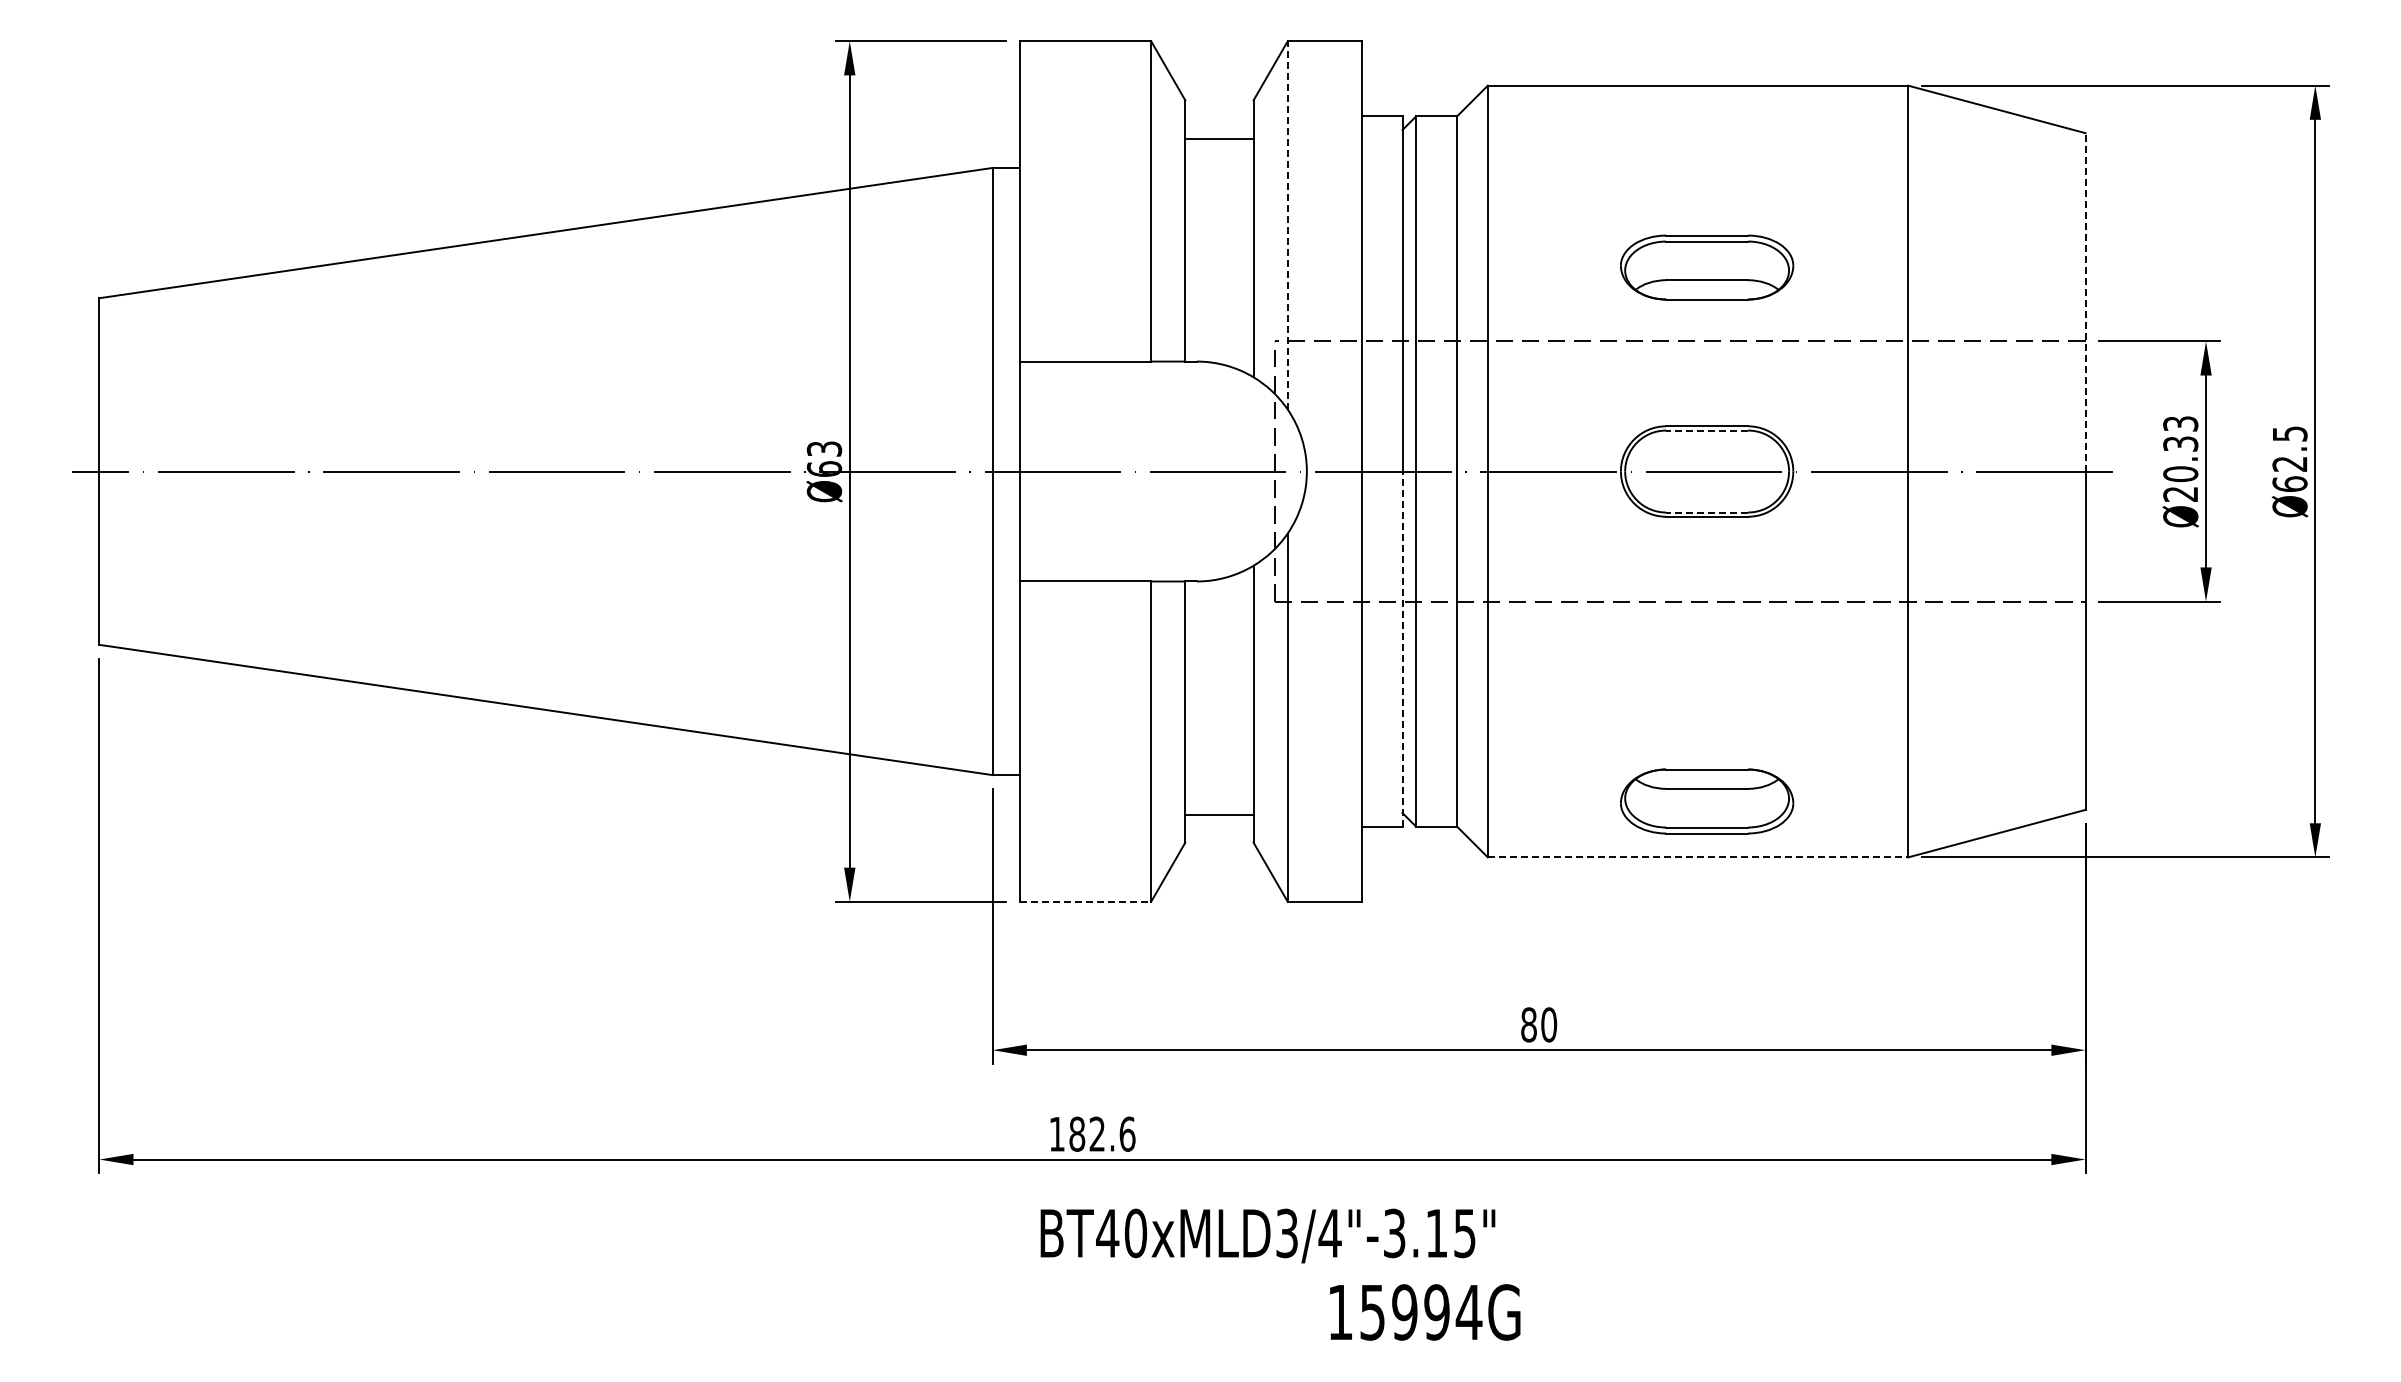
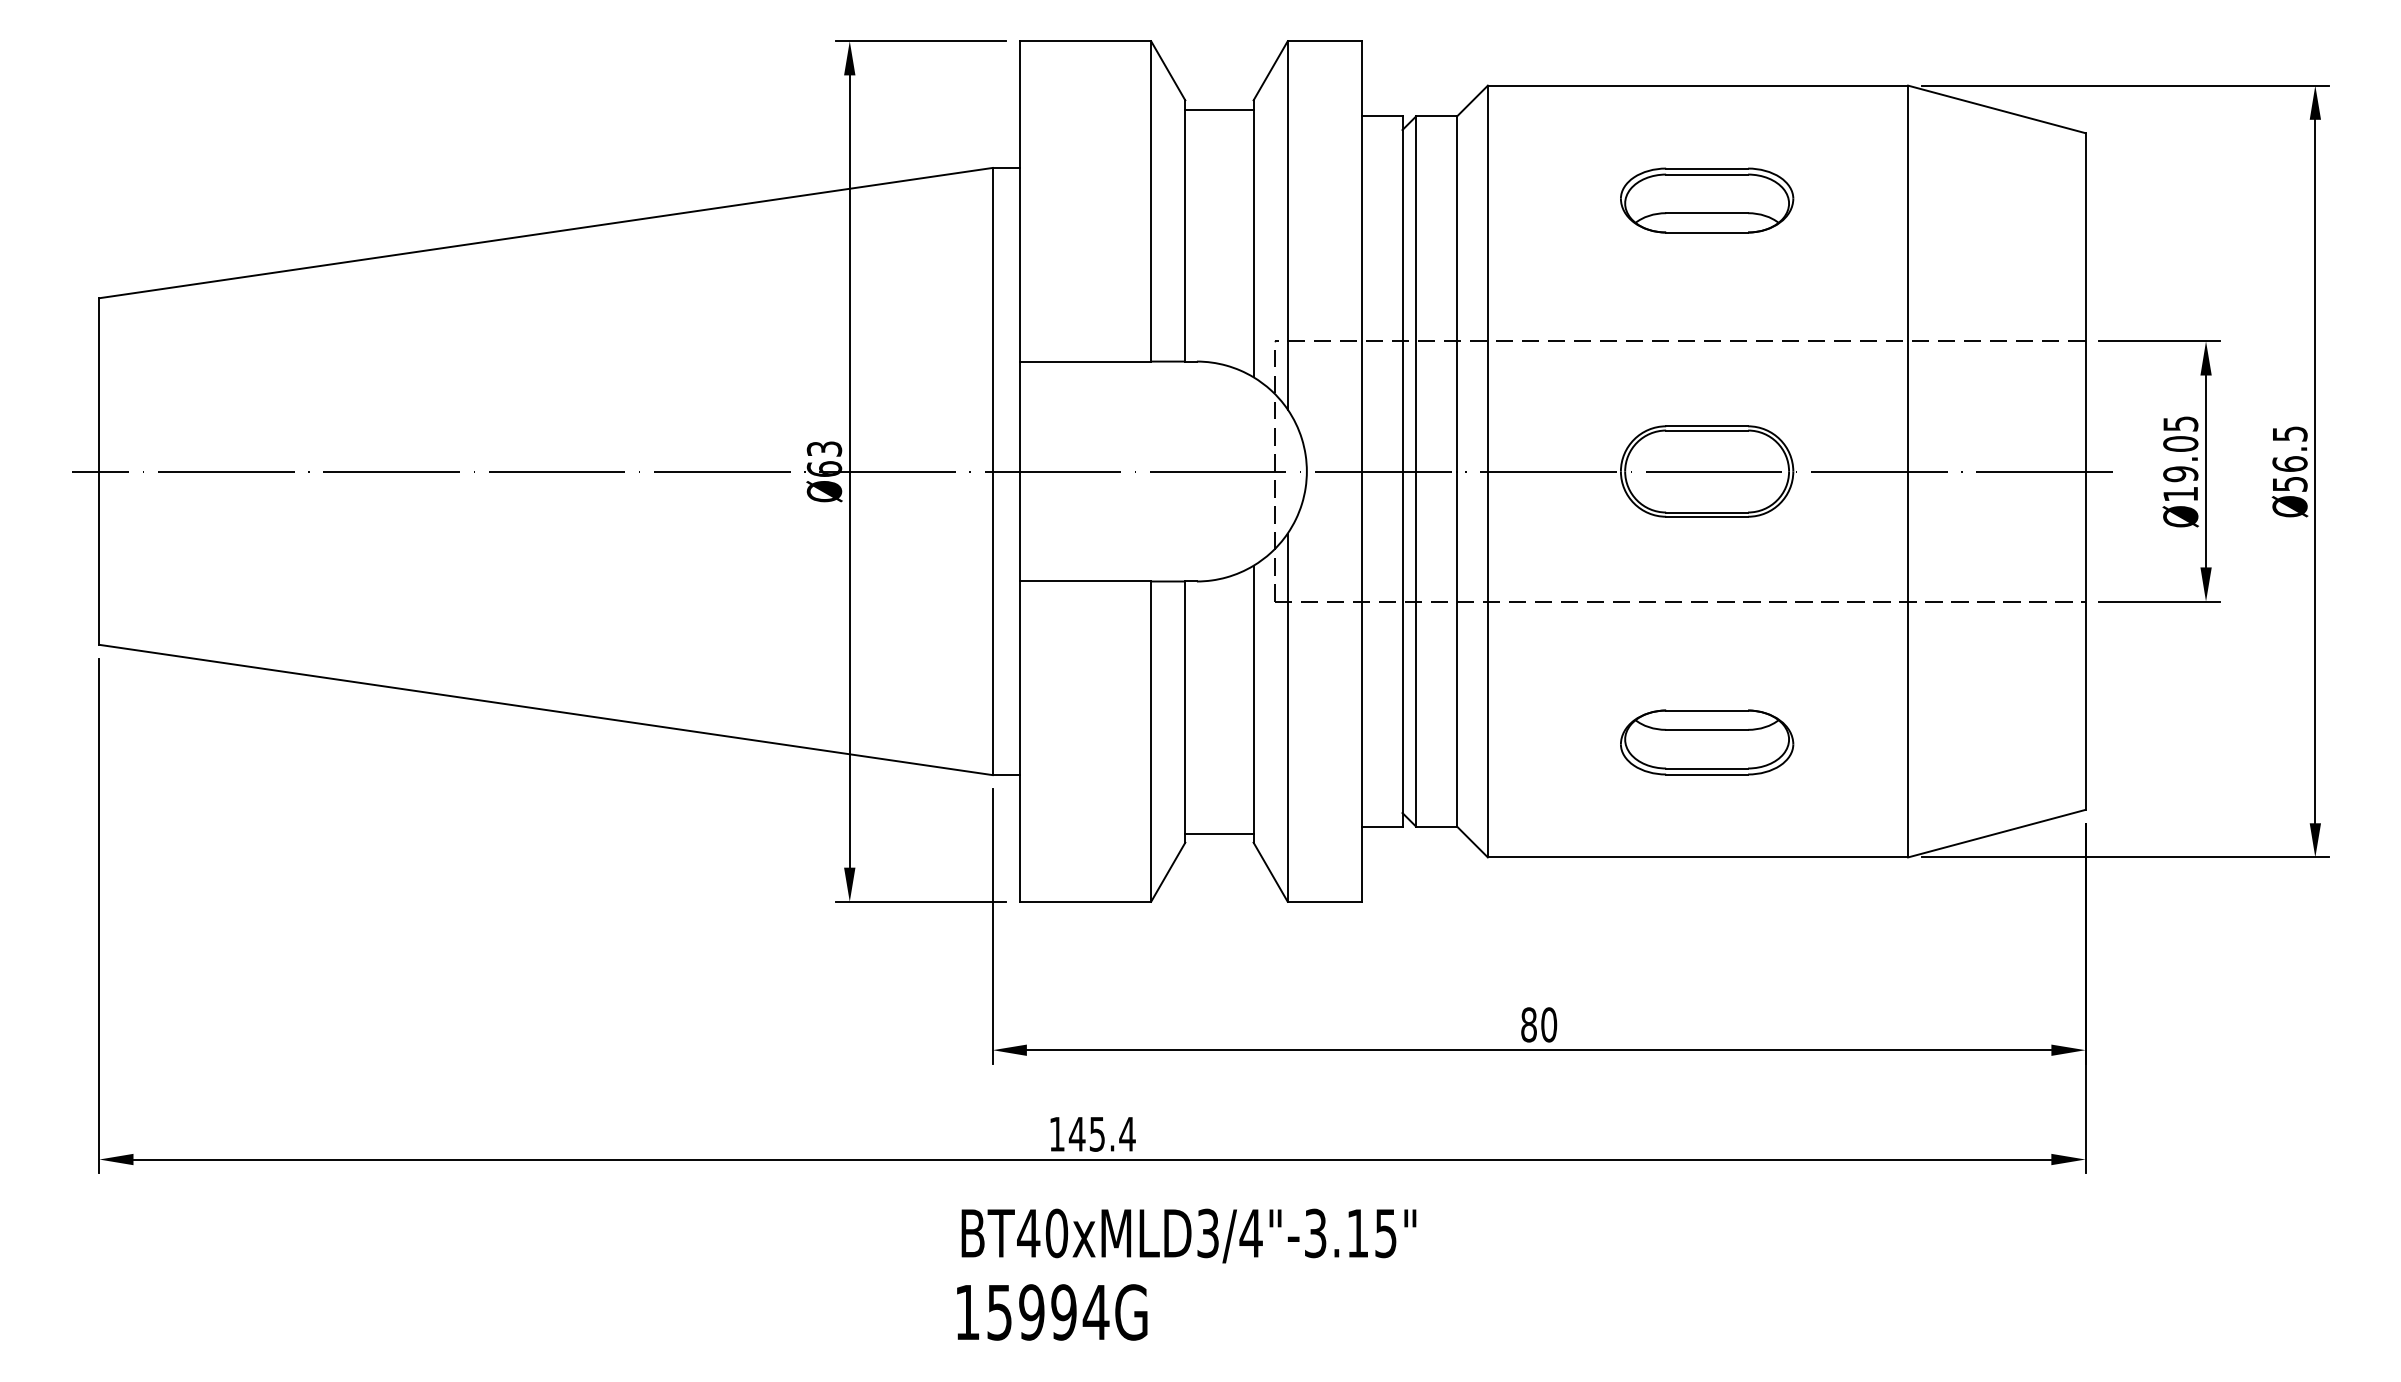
line position: (1219, 138) -> (1219, 109) (1219, 109)
line: dashed -> solid (1287, 224)
part position: (1707, 267) -> (1707, 200) (1707, 200)
line: dashed -> solid (2085, 301)
line: dashed -> solid (1707, 430)
text: Ø20.33 -> Ø19.05 (2180, 458)
text: Ø62.5 -> Ø56.5 (2289, 473)
line: dashed -> solid (1707, 512)
line: dashed -> solid (1402, 649)
part position: (1707, 801) -> (1707, 742) (1707, 742)
line position: (1219, 814) -> (1219, 833) (1219, 833)
line: dashed -> solid (1698, 857)
line: dashed -> solid (1085, 901)
text: 182.6 -> 145.4 (1101, 1133)
text position: (1267, 1235) -> (1188, 1235) (1188, 1235)
text position: (1425, 1312) -> (1052, 1312) (1052, 1312)
